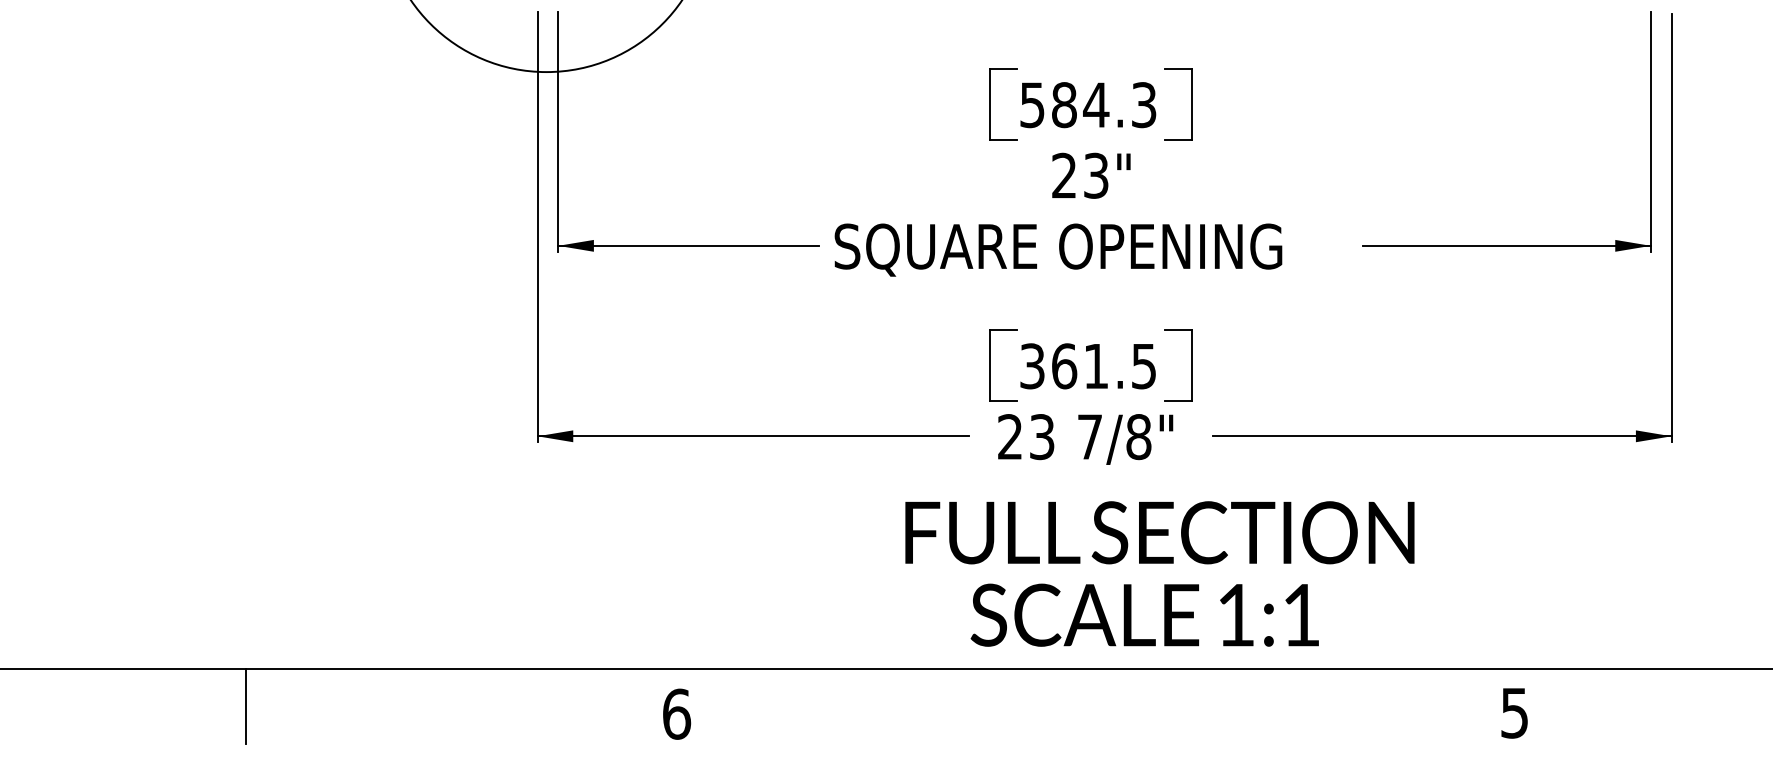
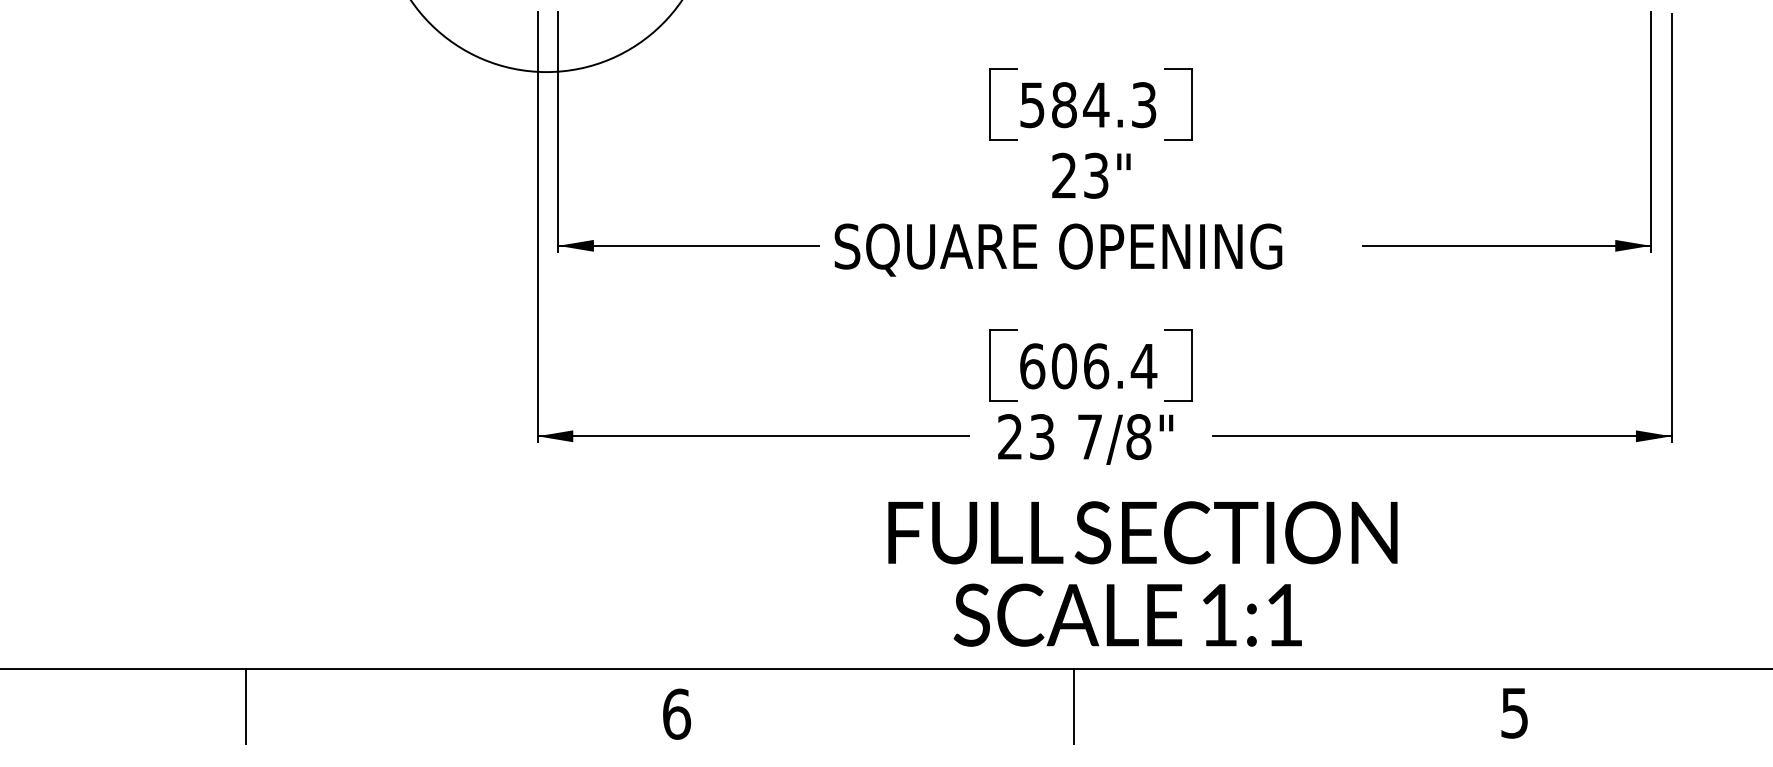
text: 361.5 -> 606.4 (1088, 366)
text position: (1159, 573) -> (1142, 573) (1142, 573)
line: none -> present (1073, 706)
